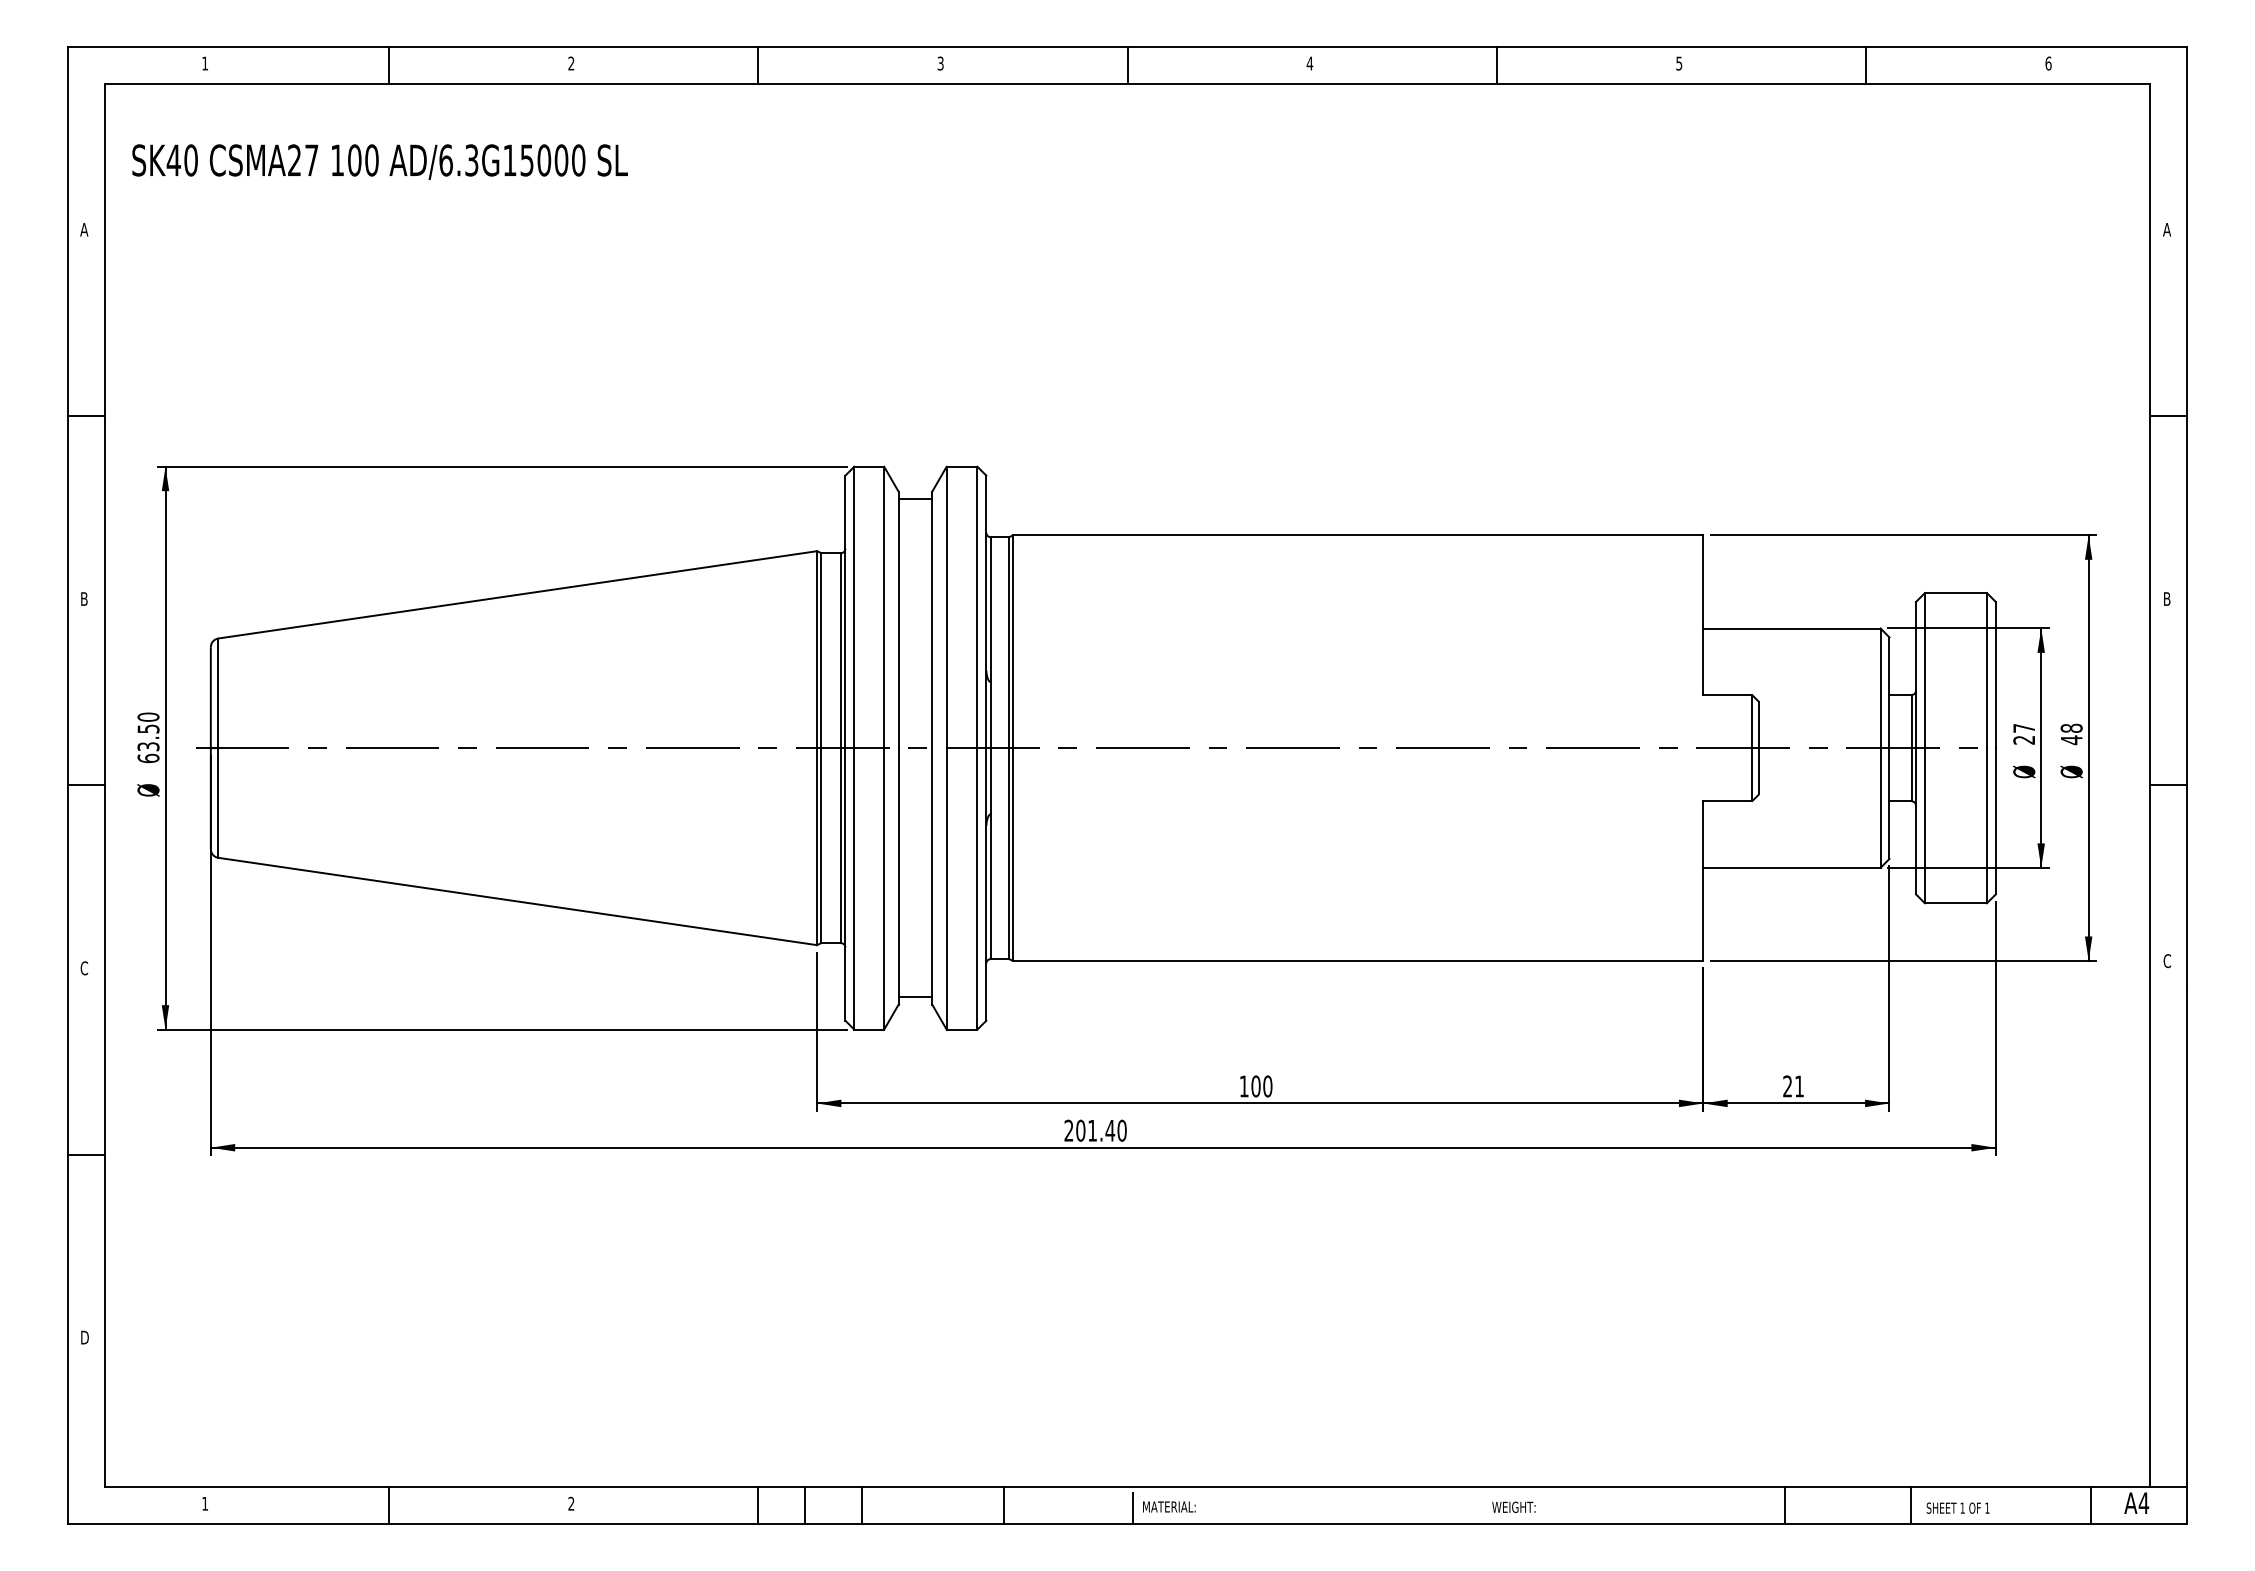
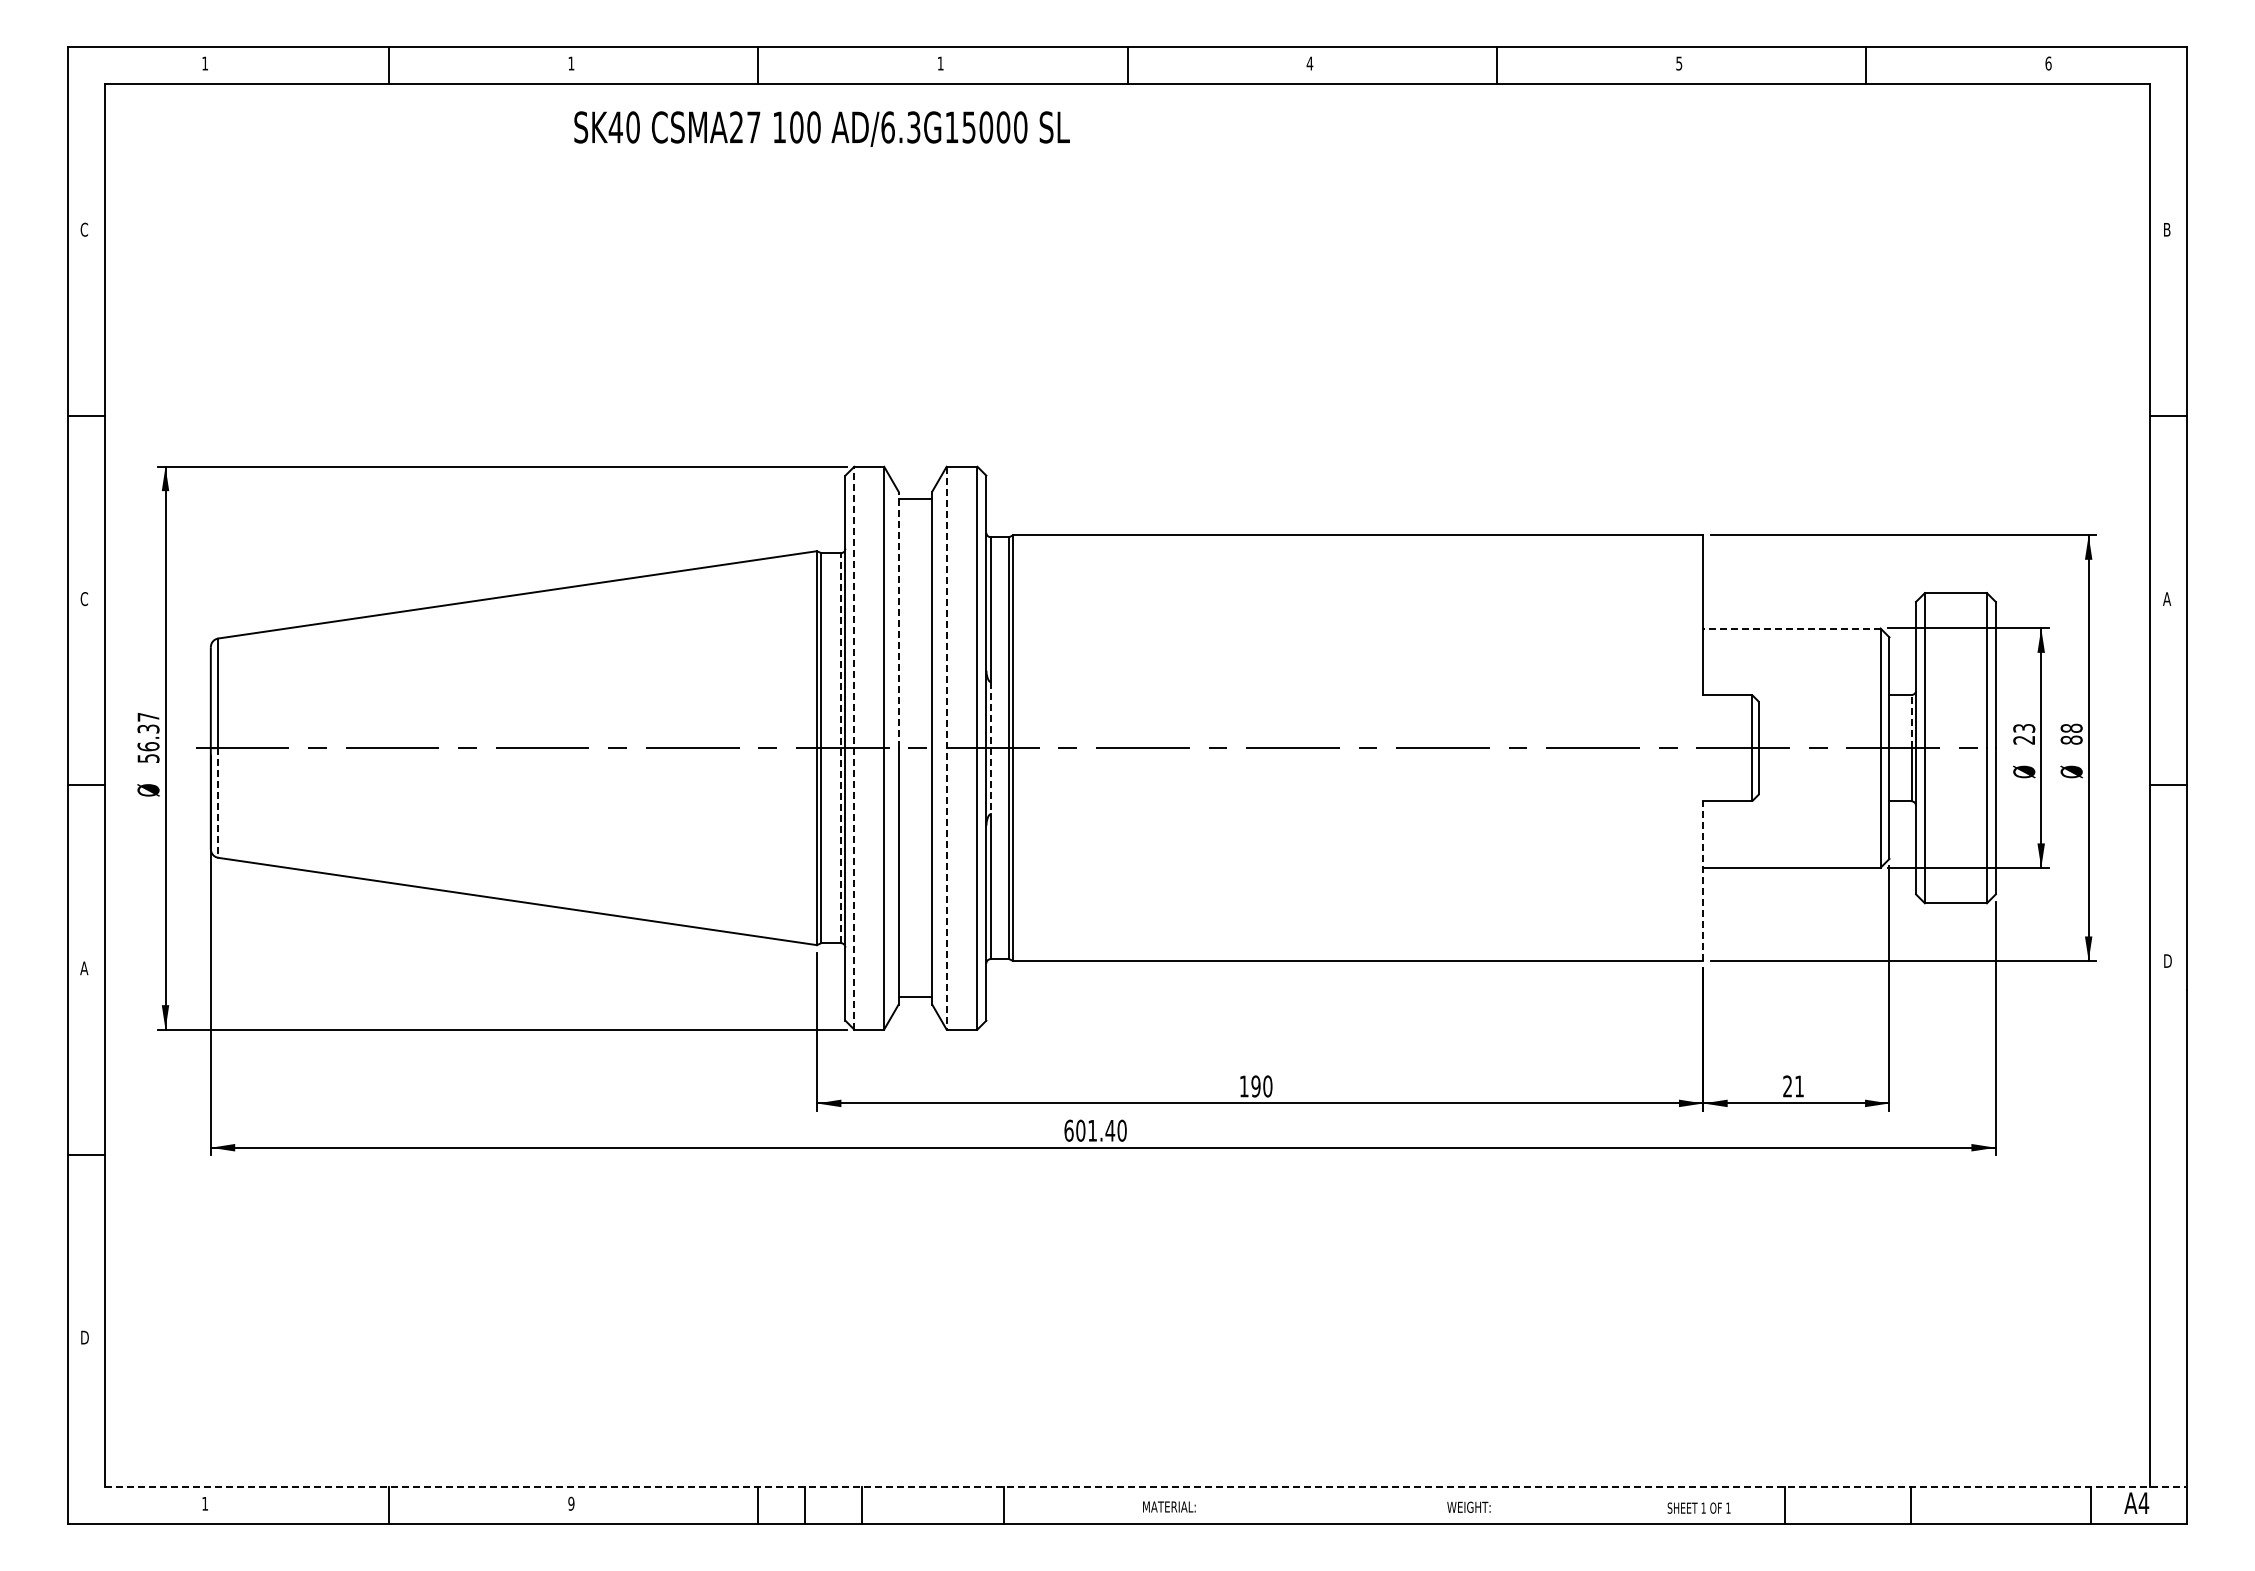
text: 2 -> 1 (571, 63)
text: 3 -> 1 (940, 63)
text position: (379, 161) -> (821, 128) (821, 128)
text: A -> C (84, 229)
text: A -> B (2167, 229)
text: B -> A (2167, 598)
text: B -> C (84, 599)
line: solid -> dashed (898, 619)
line: solid -> dashed (1791, 628)
line: solid -> dashed (1911, 721)
text: 27 -> 23 (2024, 728)
text: 63.50 -> 56.37 (148, 737)
text: 48 -> 88 (2071, 740)
line: solid -> dashed (854, 747)
line: solid -> dashed (840, 748)
line: solid -> dashed (946, 748)
line: solid -> dashed (990, 748)
line: solid -> dashed (218, 803)
line: solid -> dashed (1703, 881)
text: C -> D (2167, 961)
text: C -> A (84, 968)
text: 100 -> 190 (1255, 1086)
text: 201.40 -> 601.40 (1068, 1130)
line: solid -> dashed (1146, 1487)
text: 2 -> 9 (571, 1503)
text position: (1513, 1506) -> (1468, 1506) (1468, 1506)
text position: (1957, 1507) -> (1698, 1507) (1698, 1507)
line: present -> none (1132, 1508)
